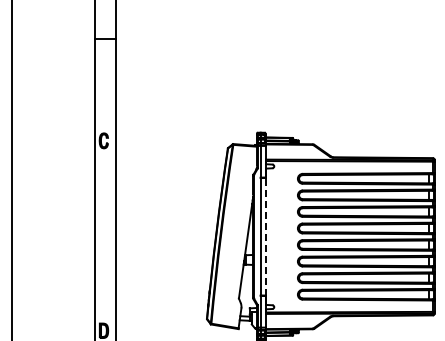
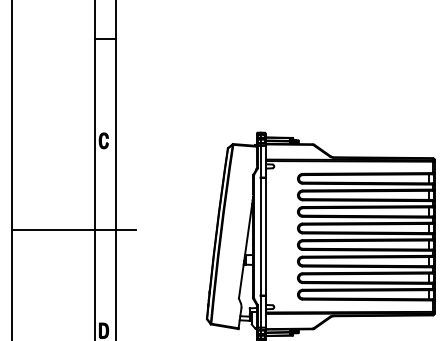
line: none -> present (74, 230)
line: dashed -> solid (265, 236)
